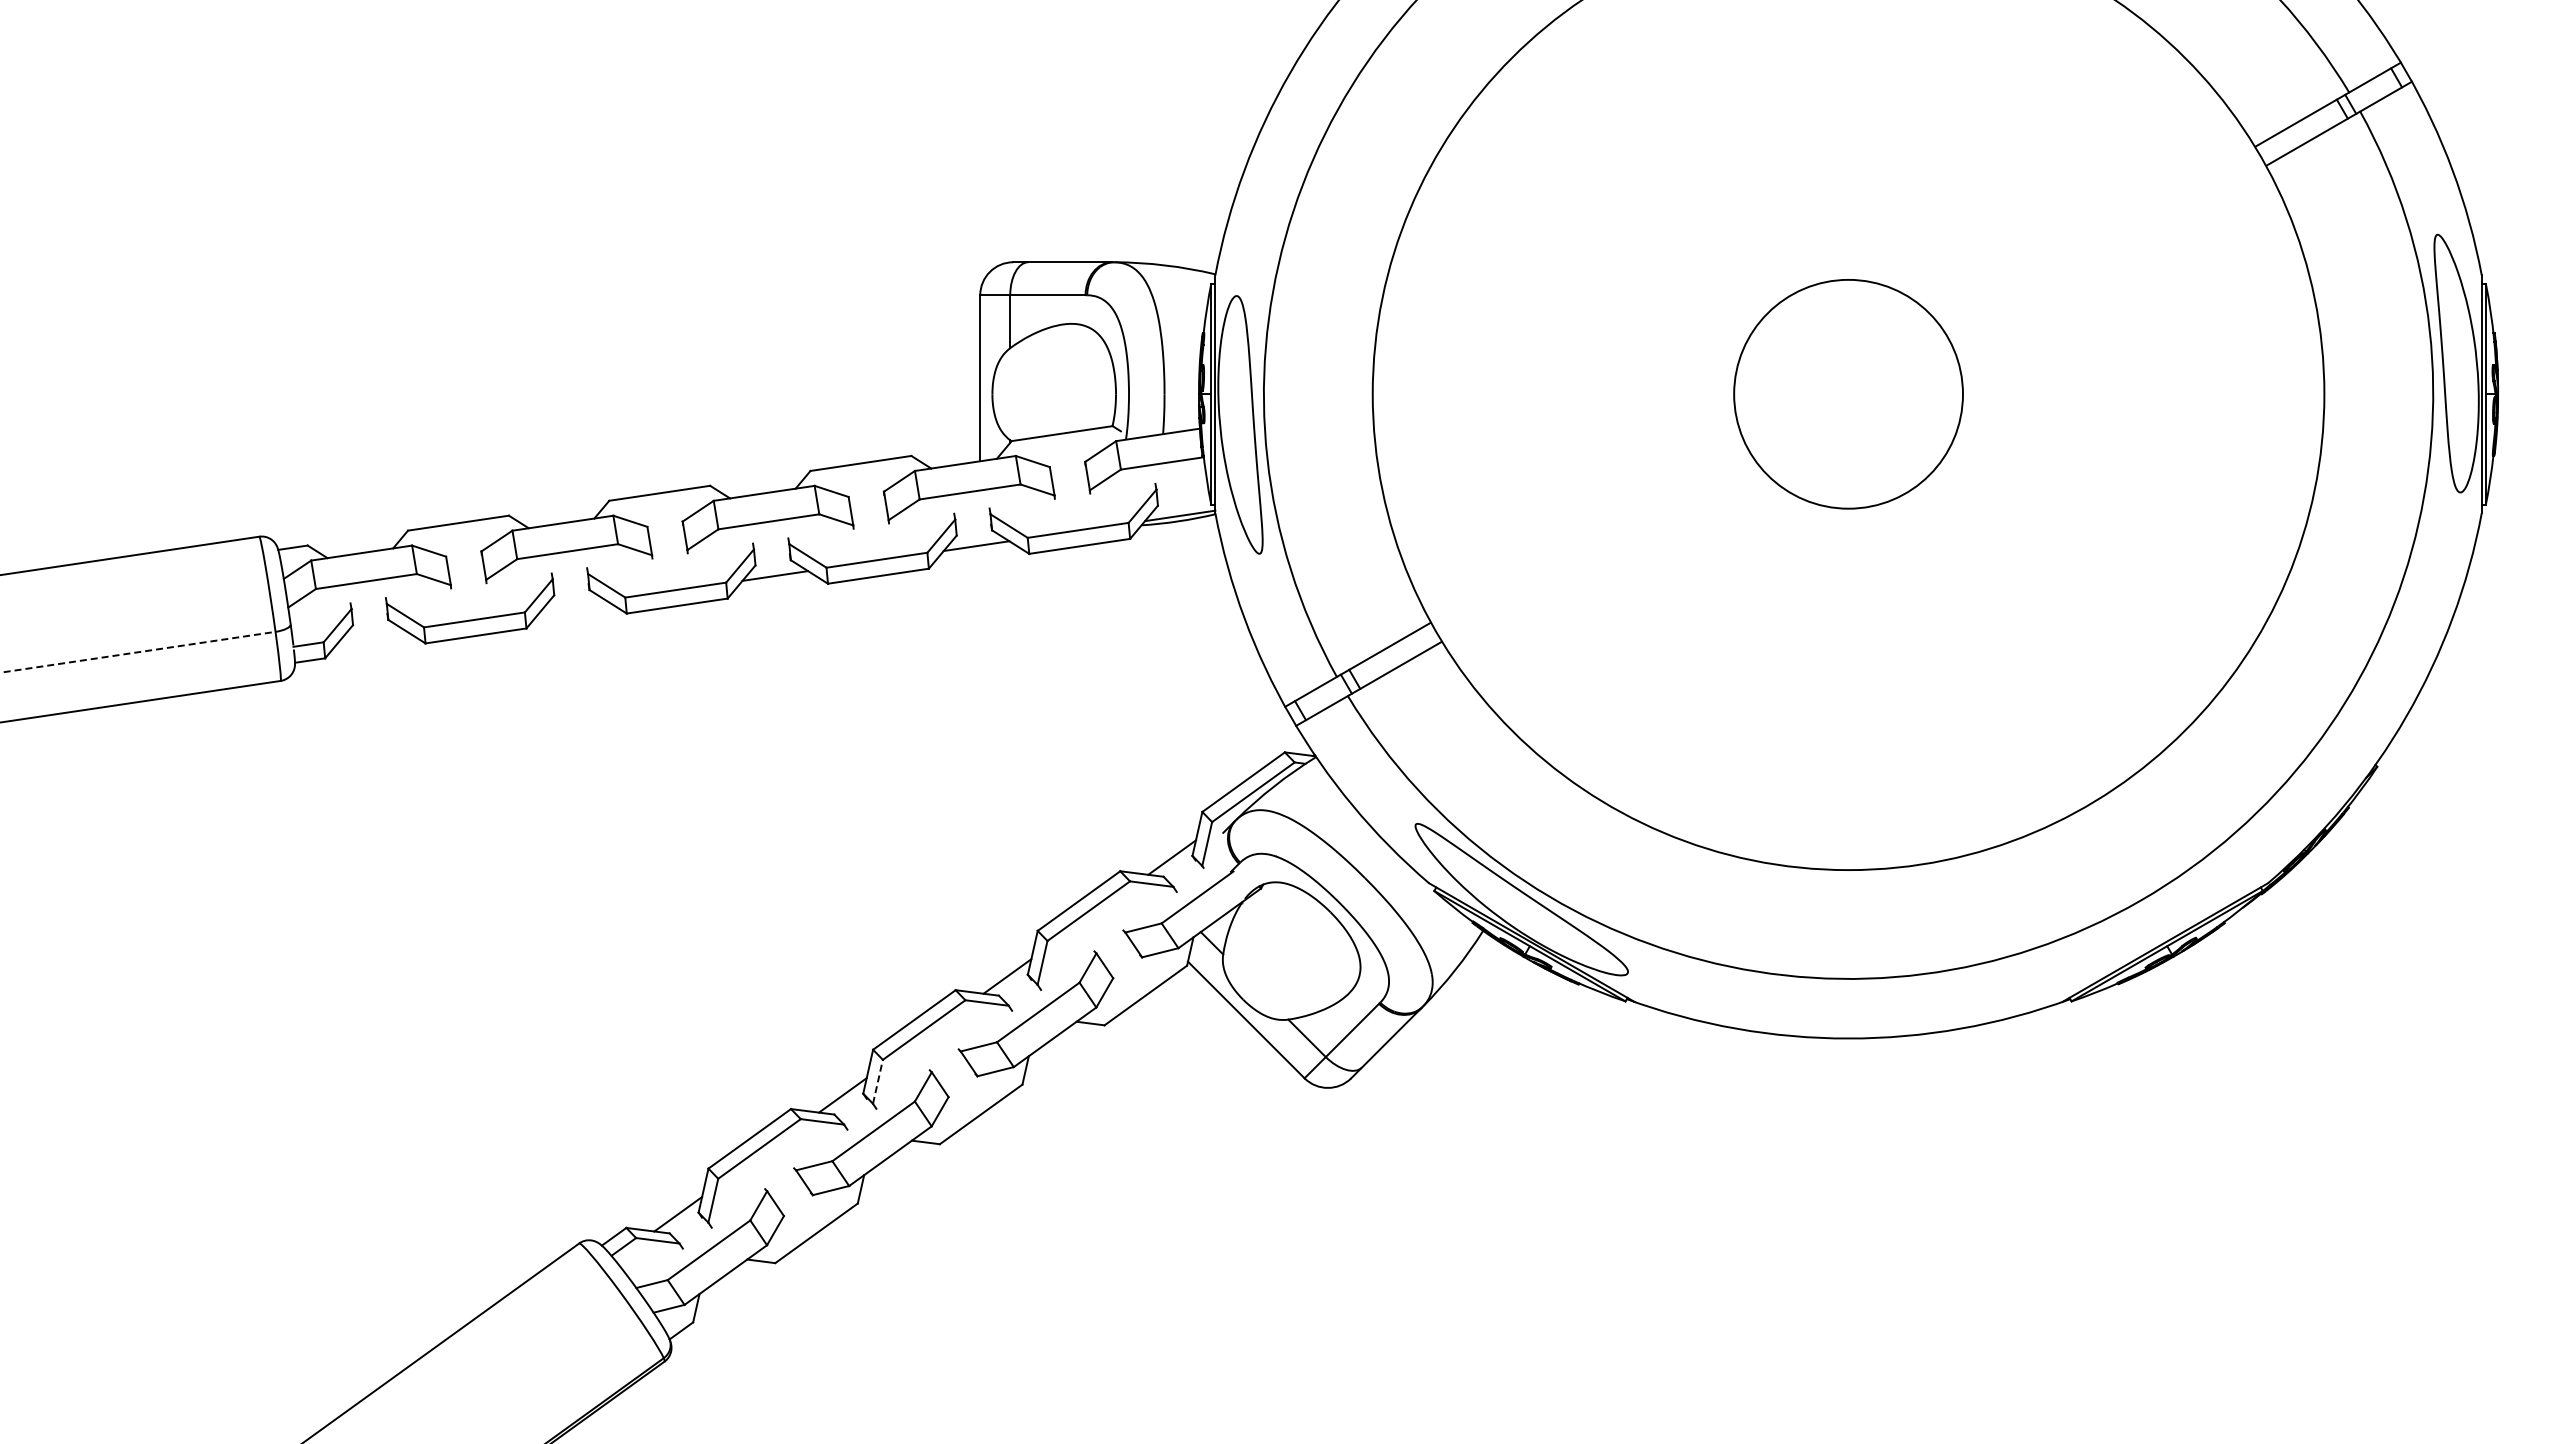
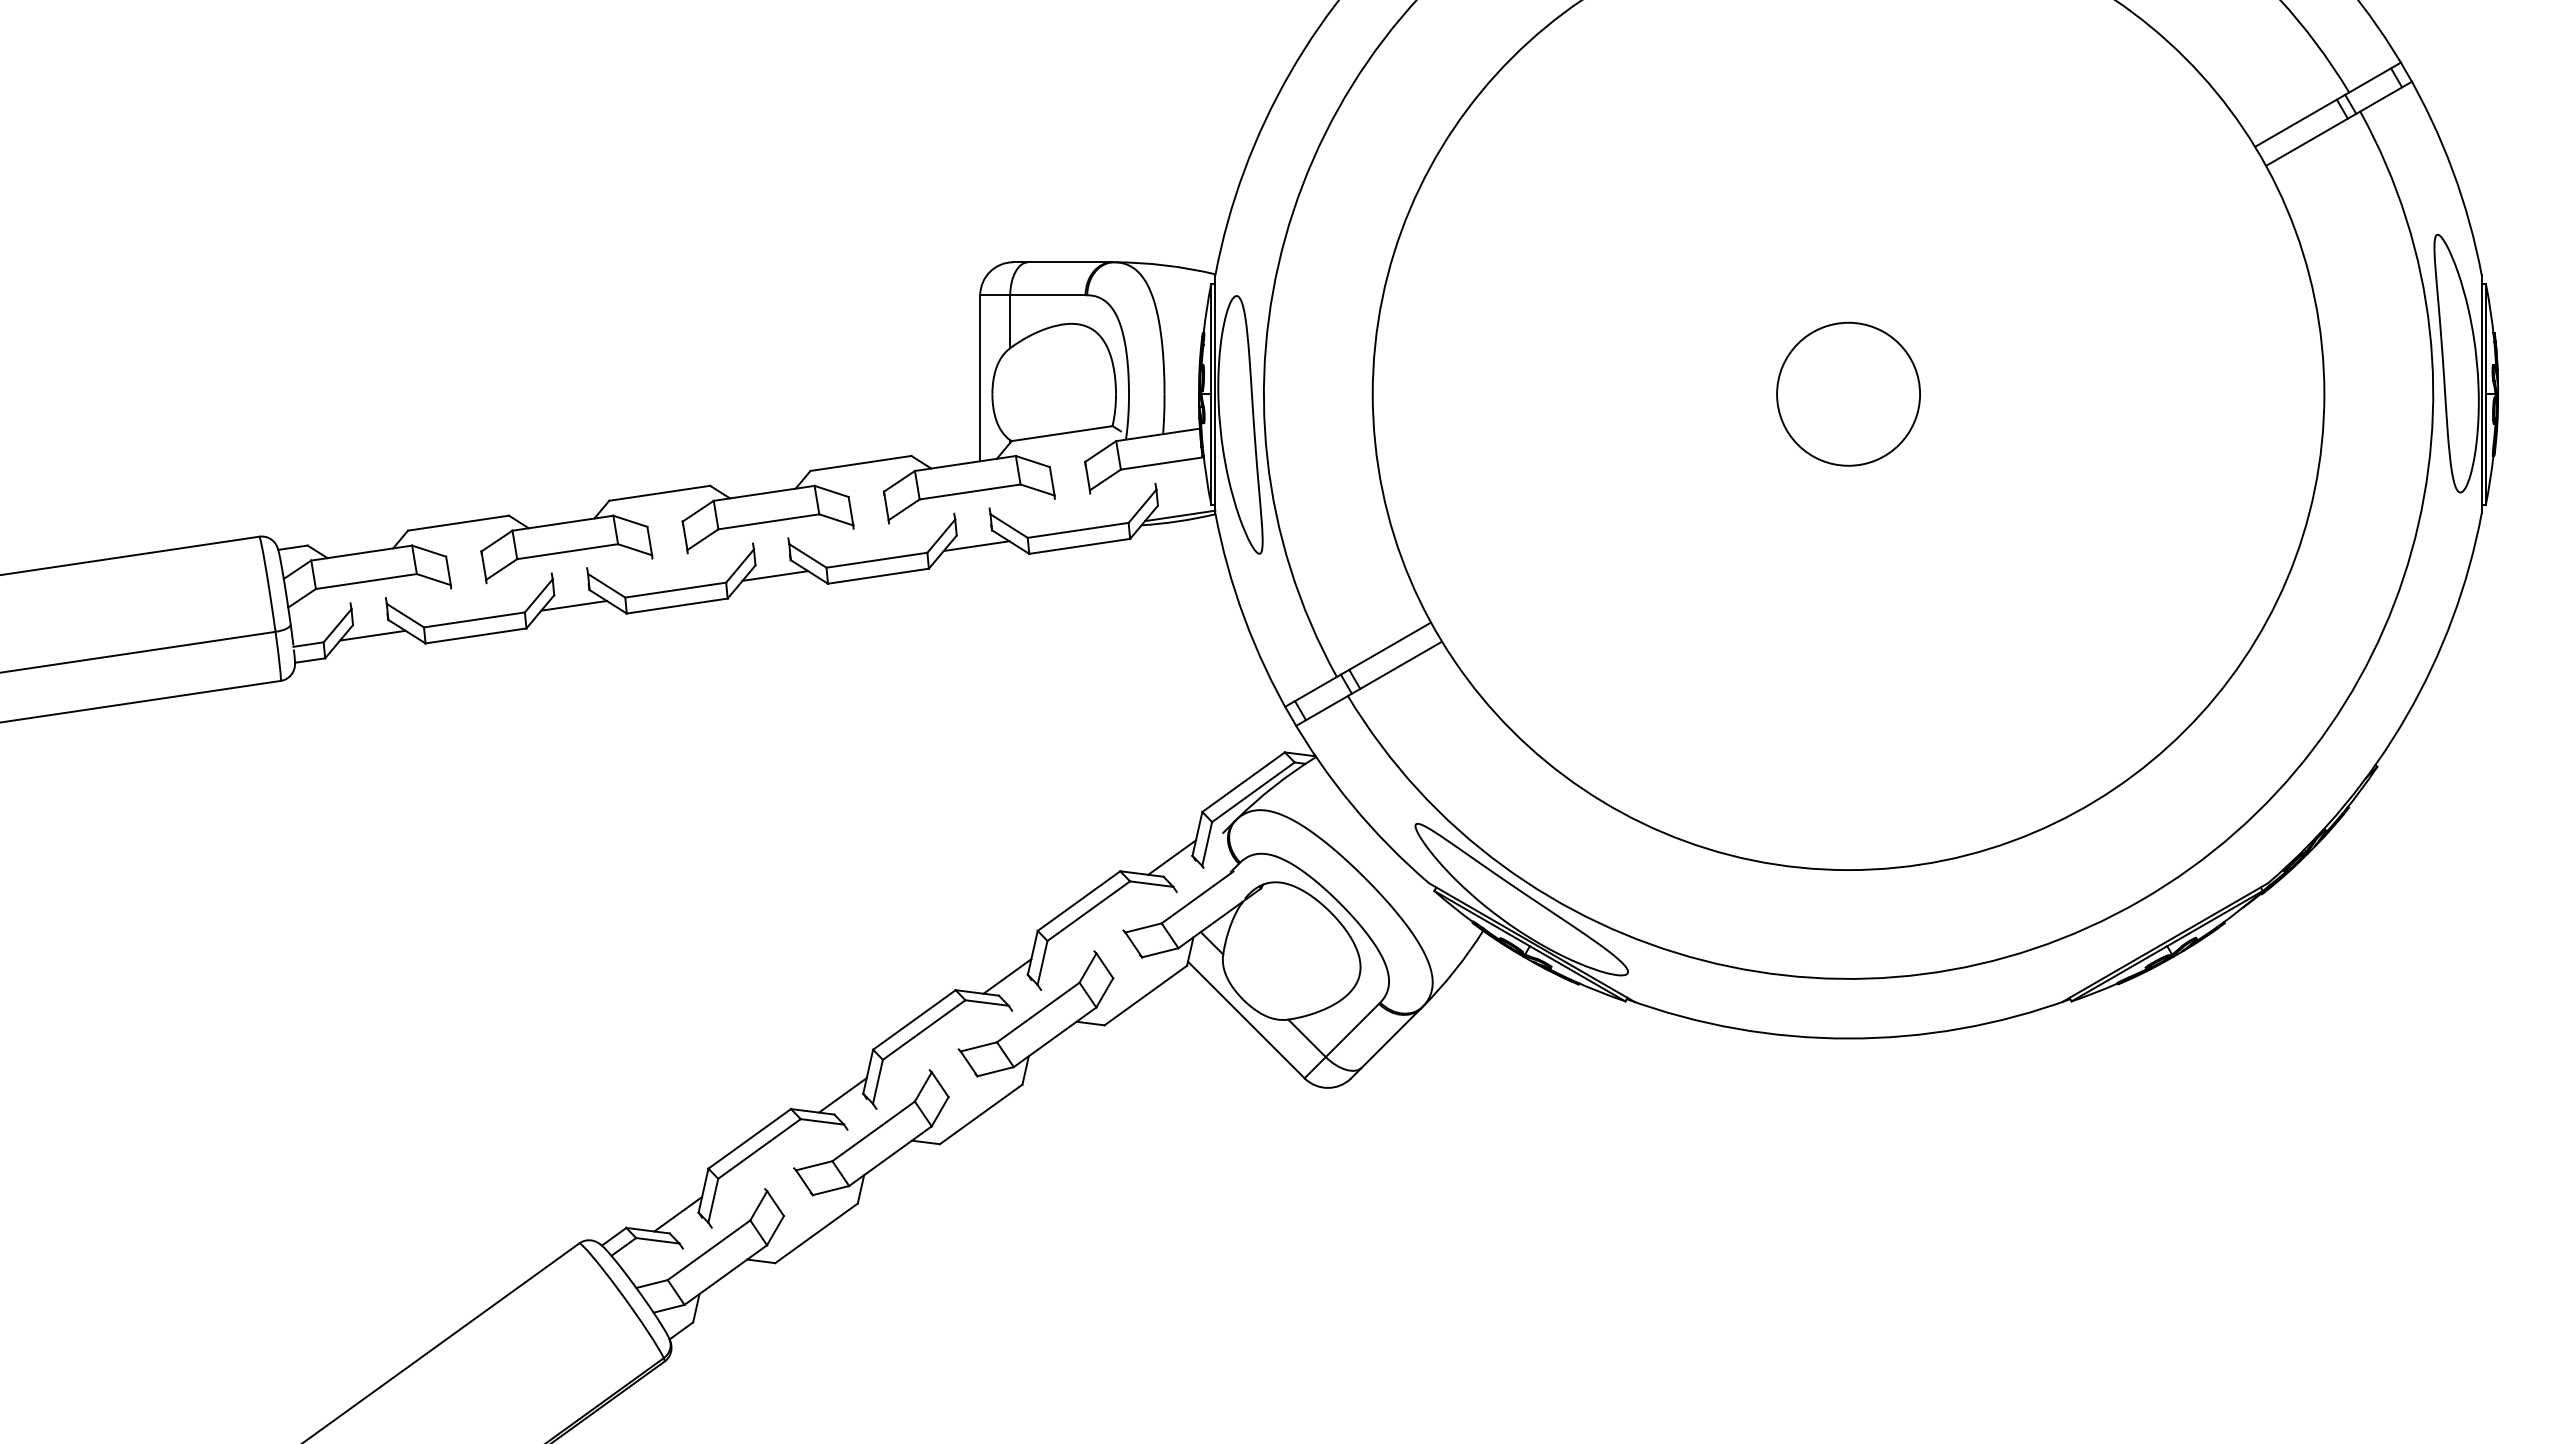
circle diameter: 229 px -> 143 px (1848, 393)
line: none -> present (573, 605)
line: none -> present (372, 635)
line: dashed -> solid (138, 652)
line: dashed -> solid (877, 1081)
